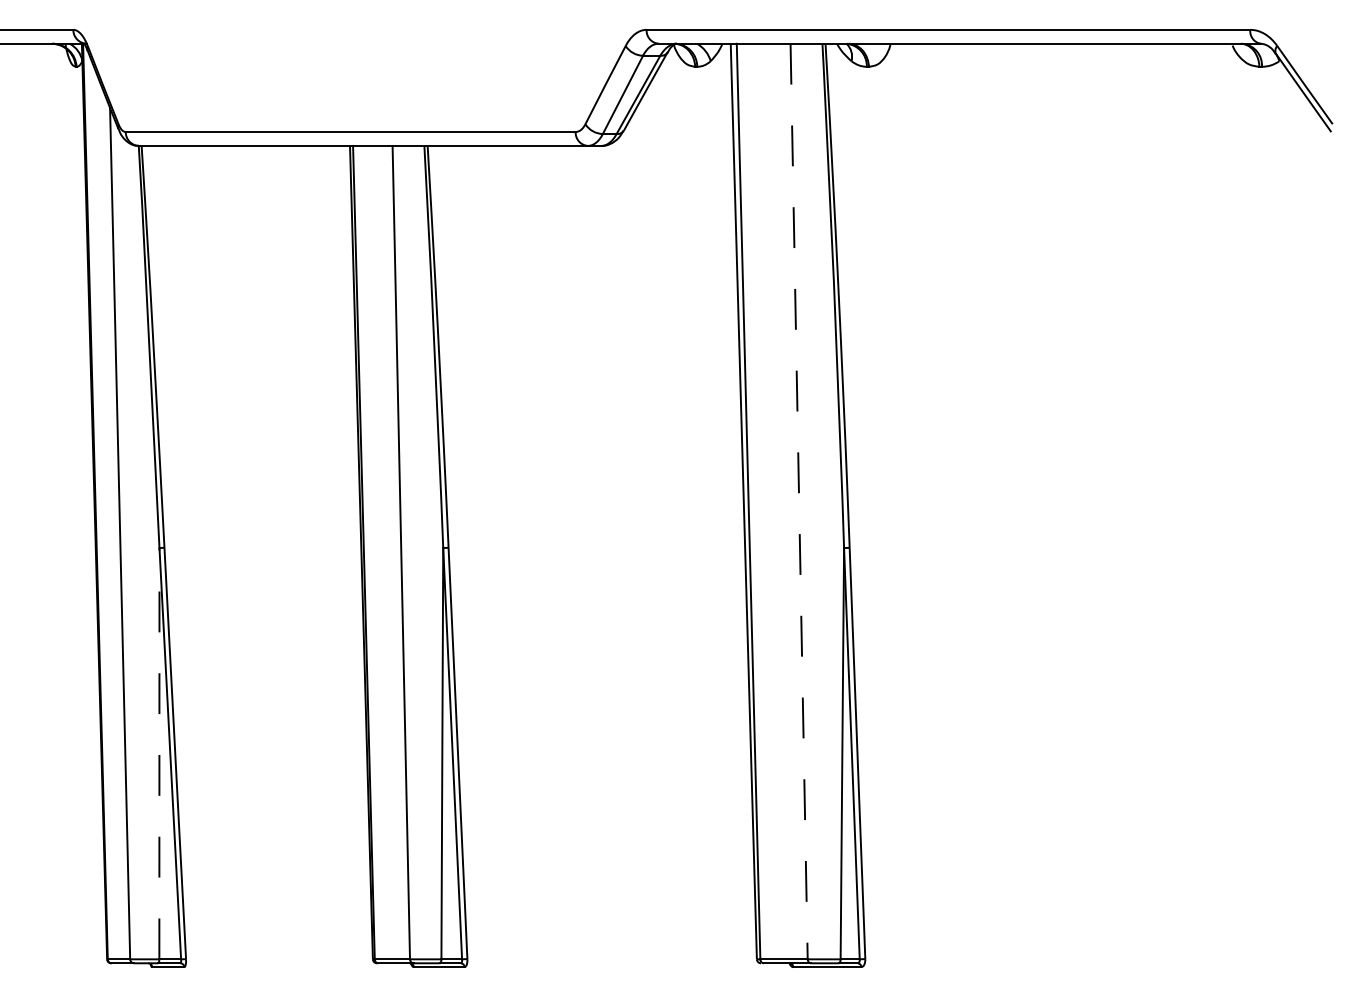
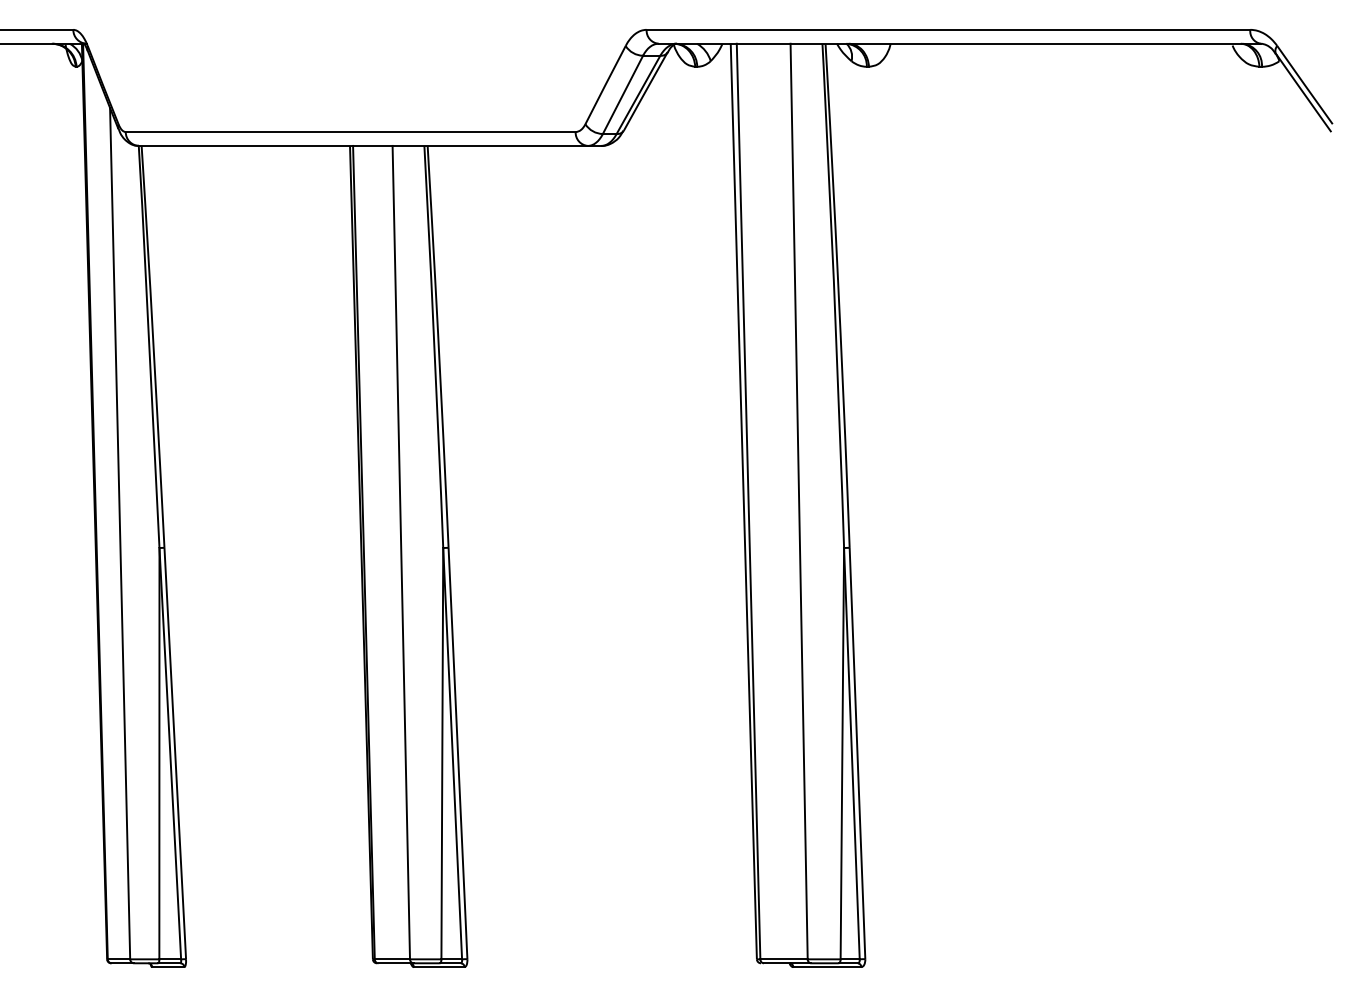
line: dashed -> solid (799, 501)
line: dashed -> solid (159, 753)
